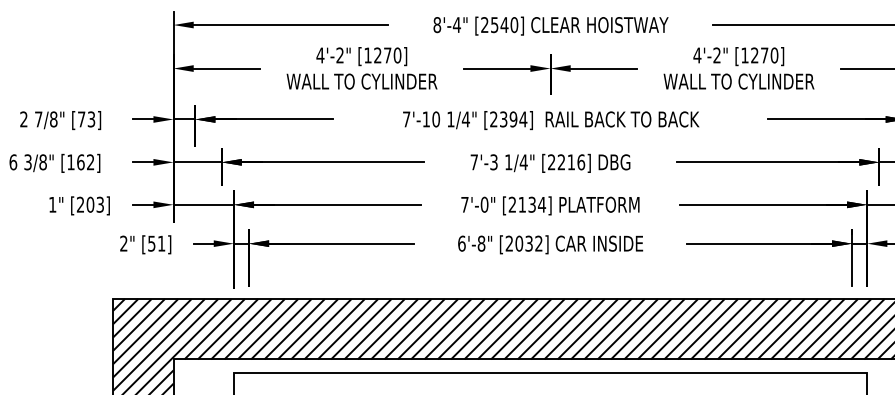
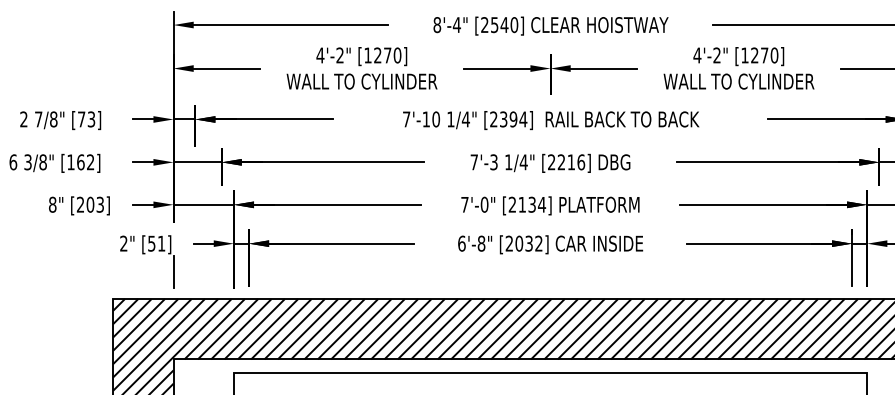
text: 1" -> 8" (52, 204)
line: none -> present (173, 271)
